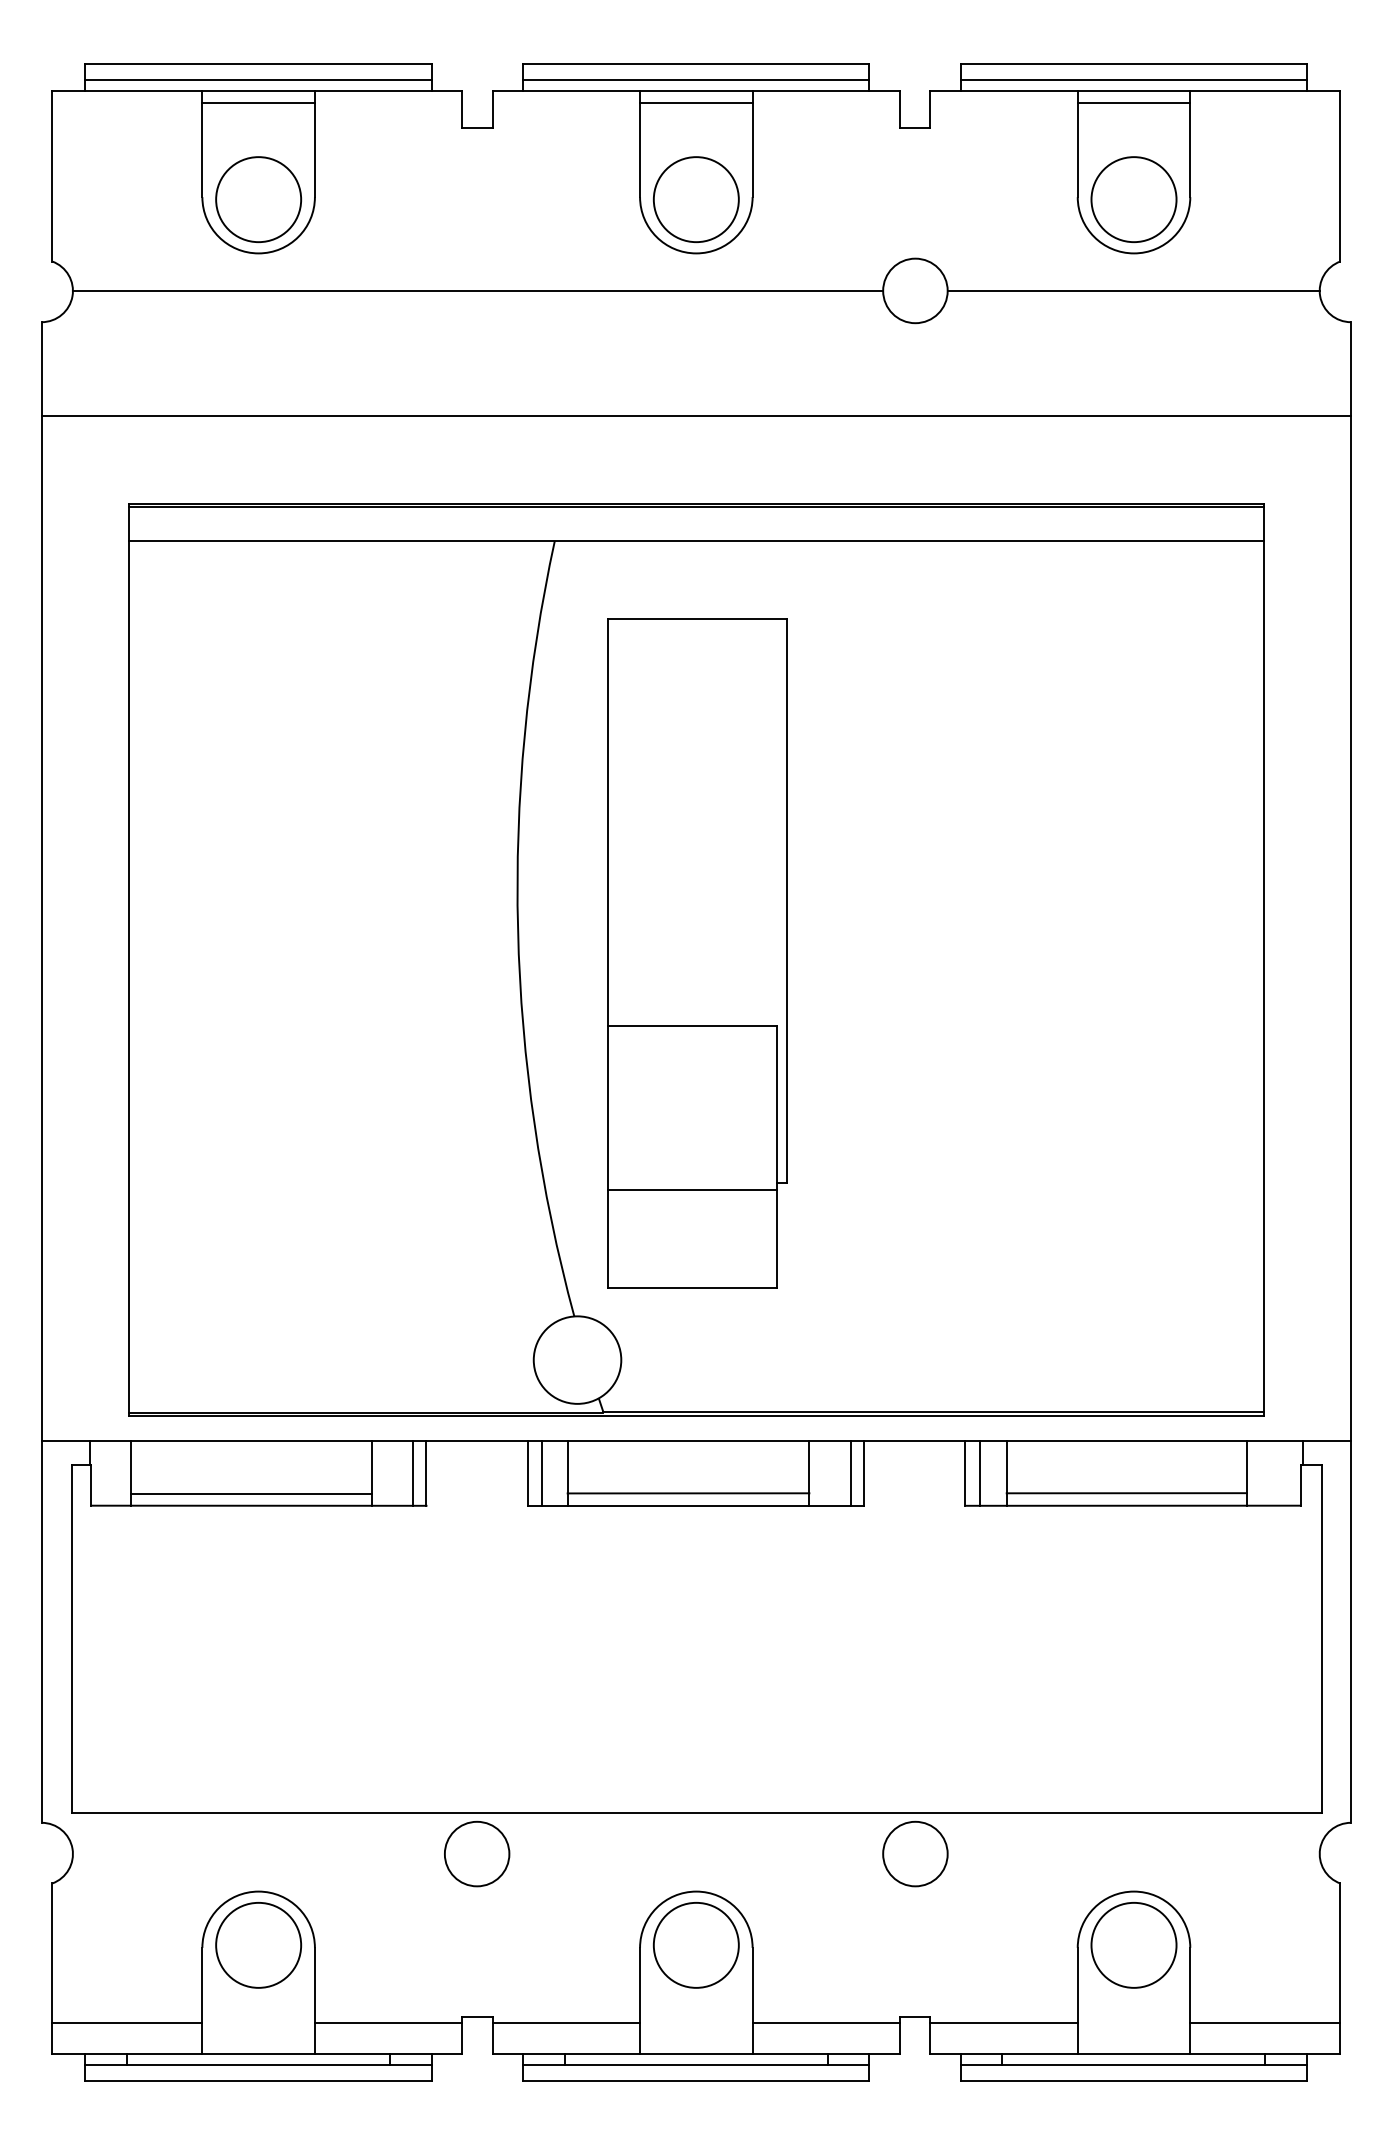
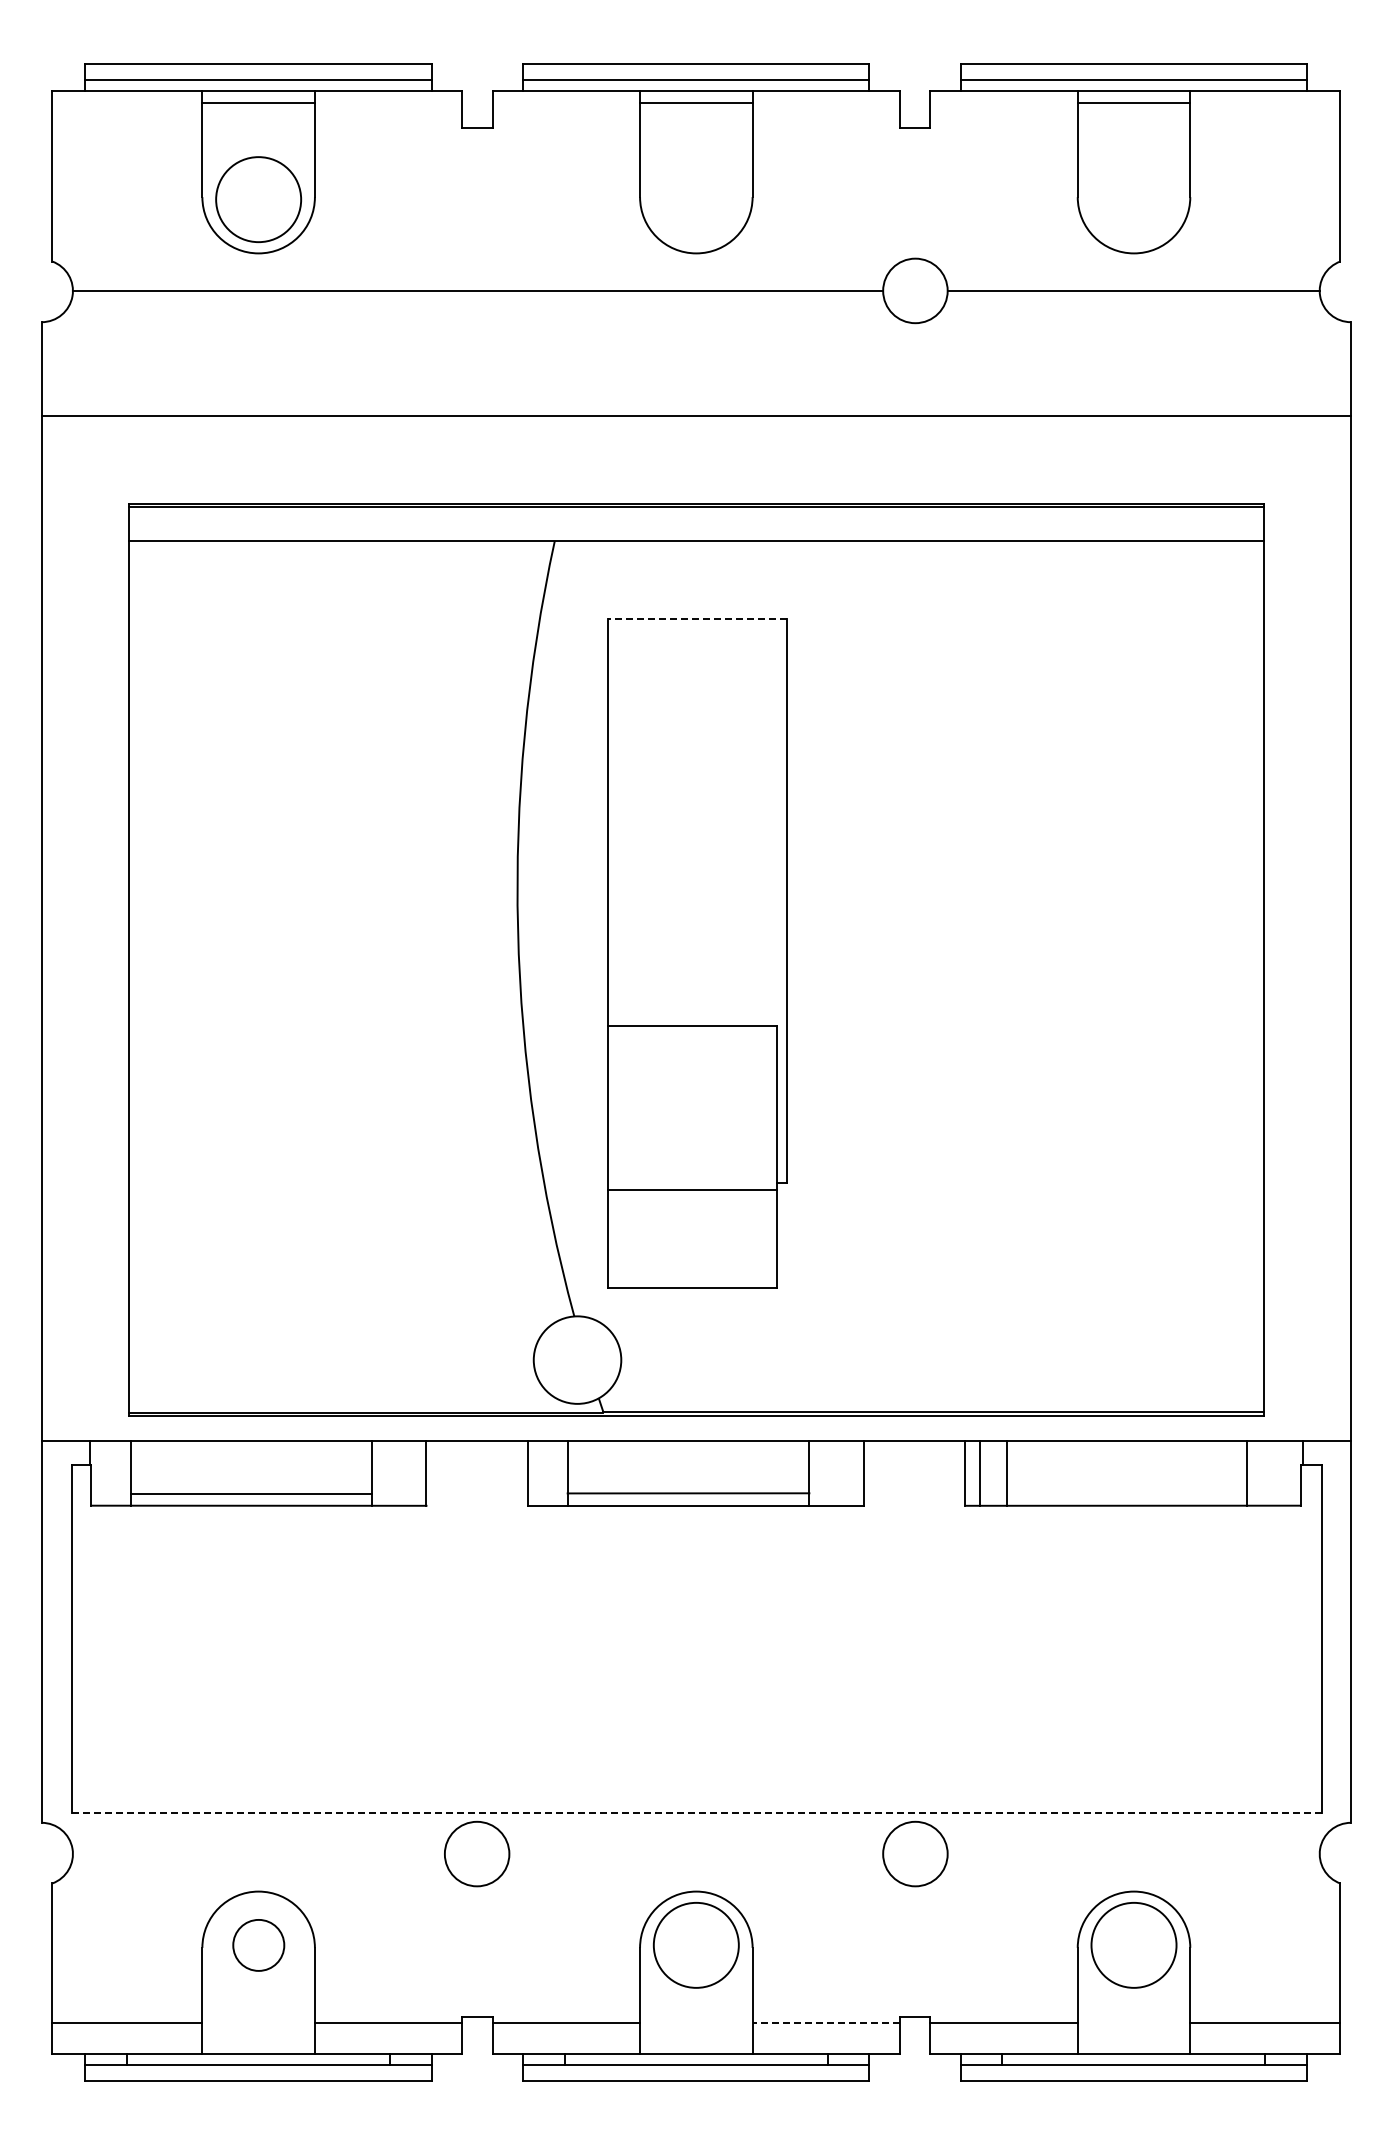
circle: present -> none (695, 199)
circle: present -> none (1133, 199)
line: solid -> dashed (697, 619)
line: present -> none (413, 1473)
line: present -> none (542, 1473)
line: present -> none (850, 1473)
line: present -> none (1126, 1493)
line: solid -> dashed (697, 1812)
circle size: 88x87 px -> 54x53 px (258, 1945)
line: solid -> dashed (826, 2023)
